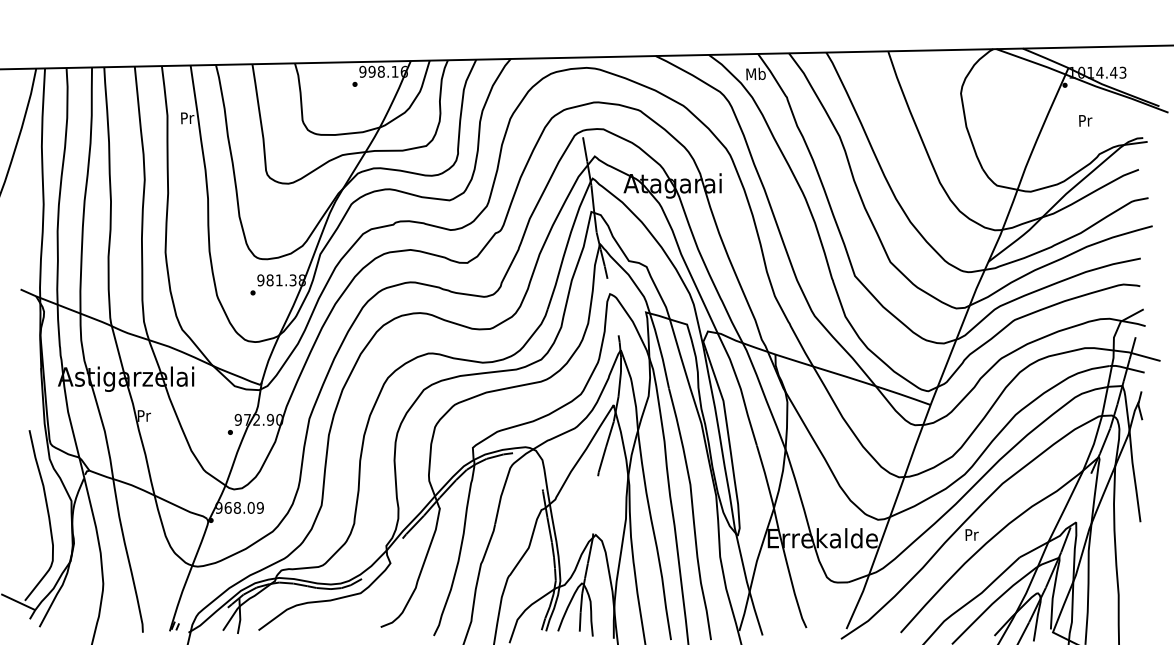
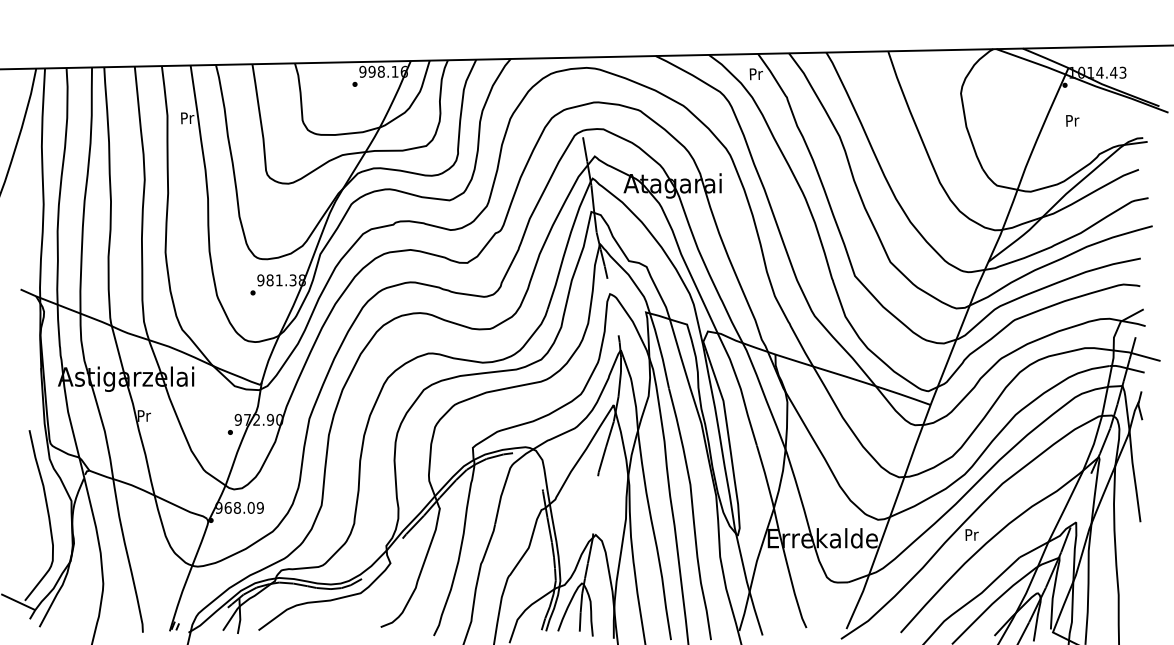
text: Mb -> Pr (755, 73)
text position: (1085, 120) -> (1072, 120) (1072, 120)
